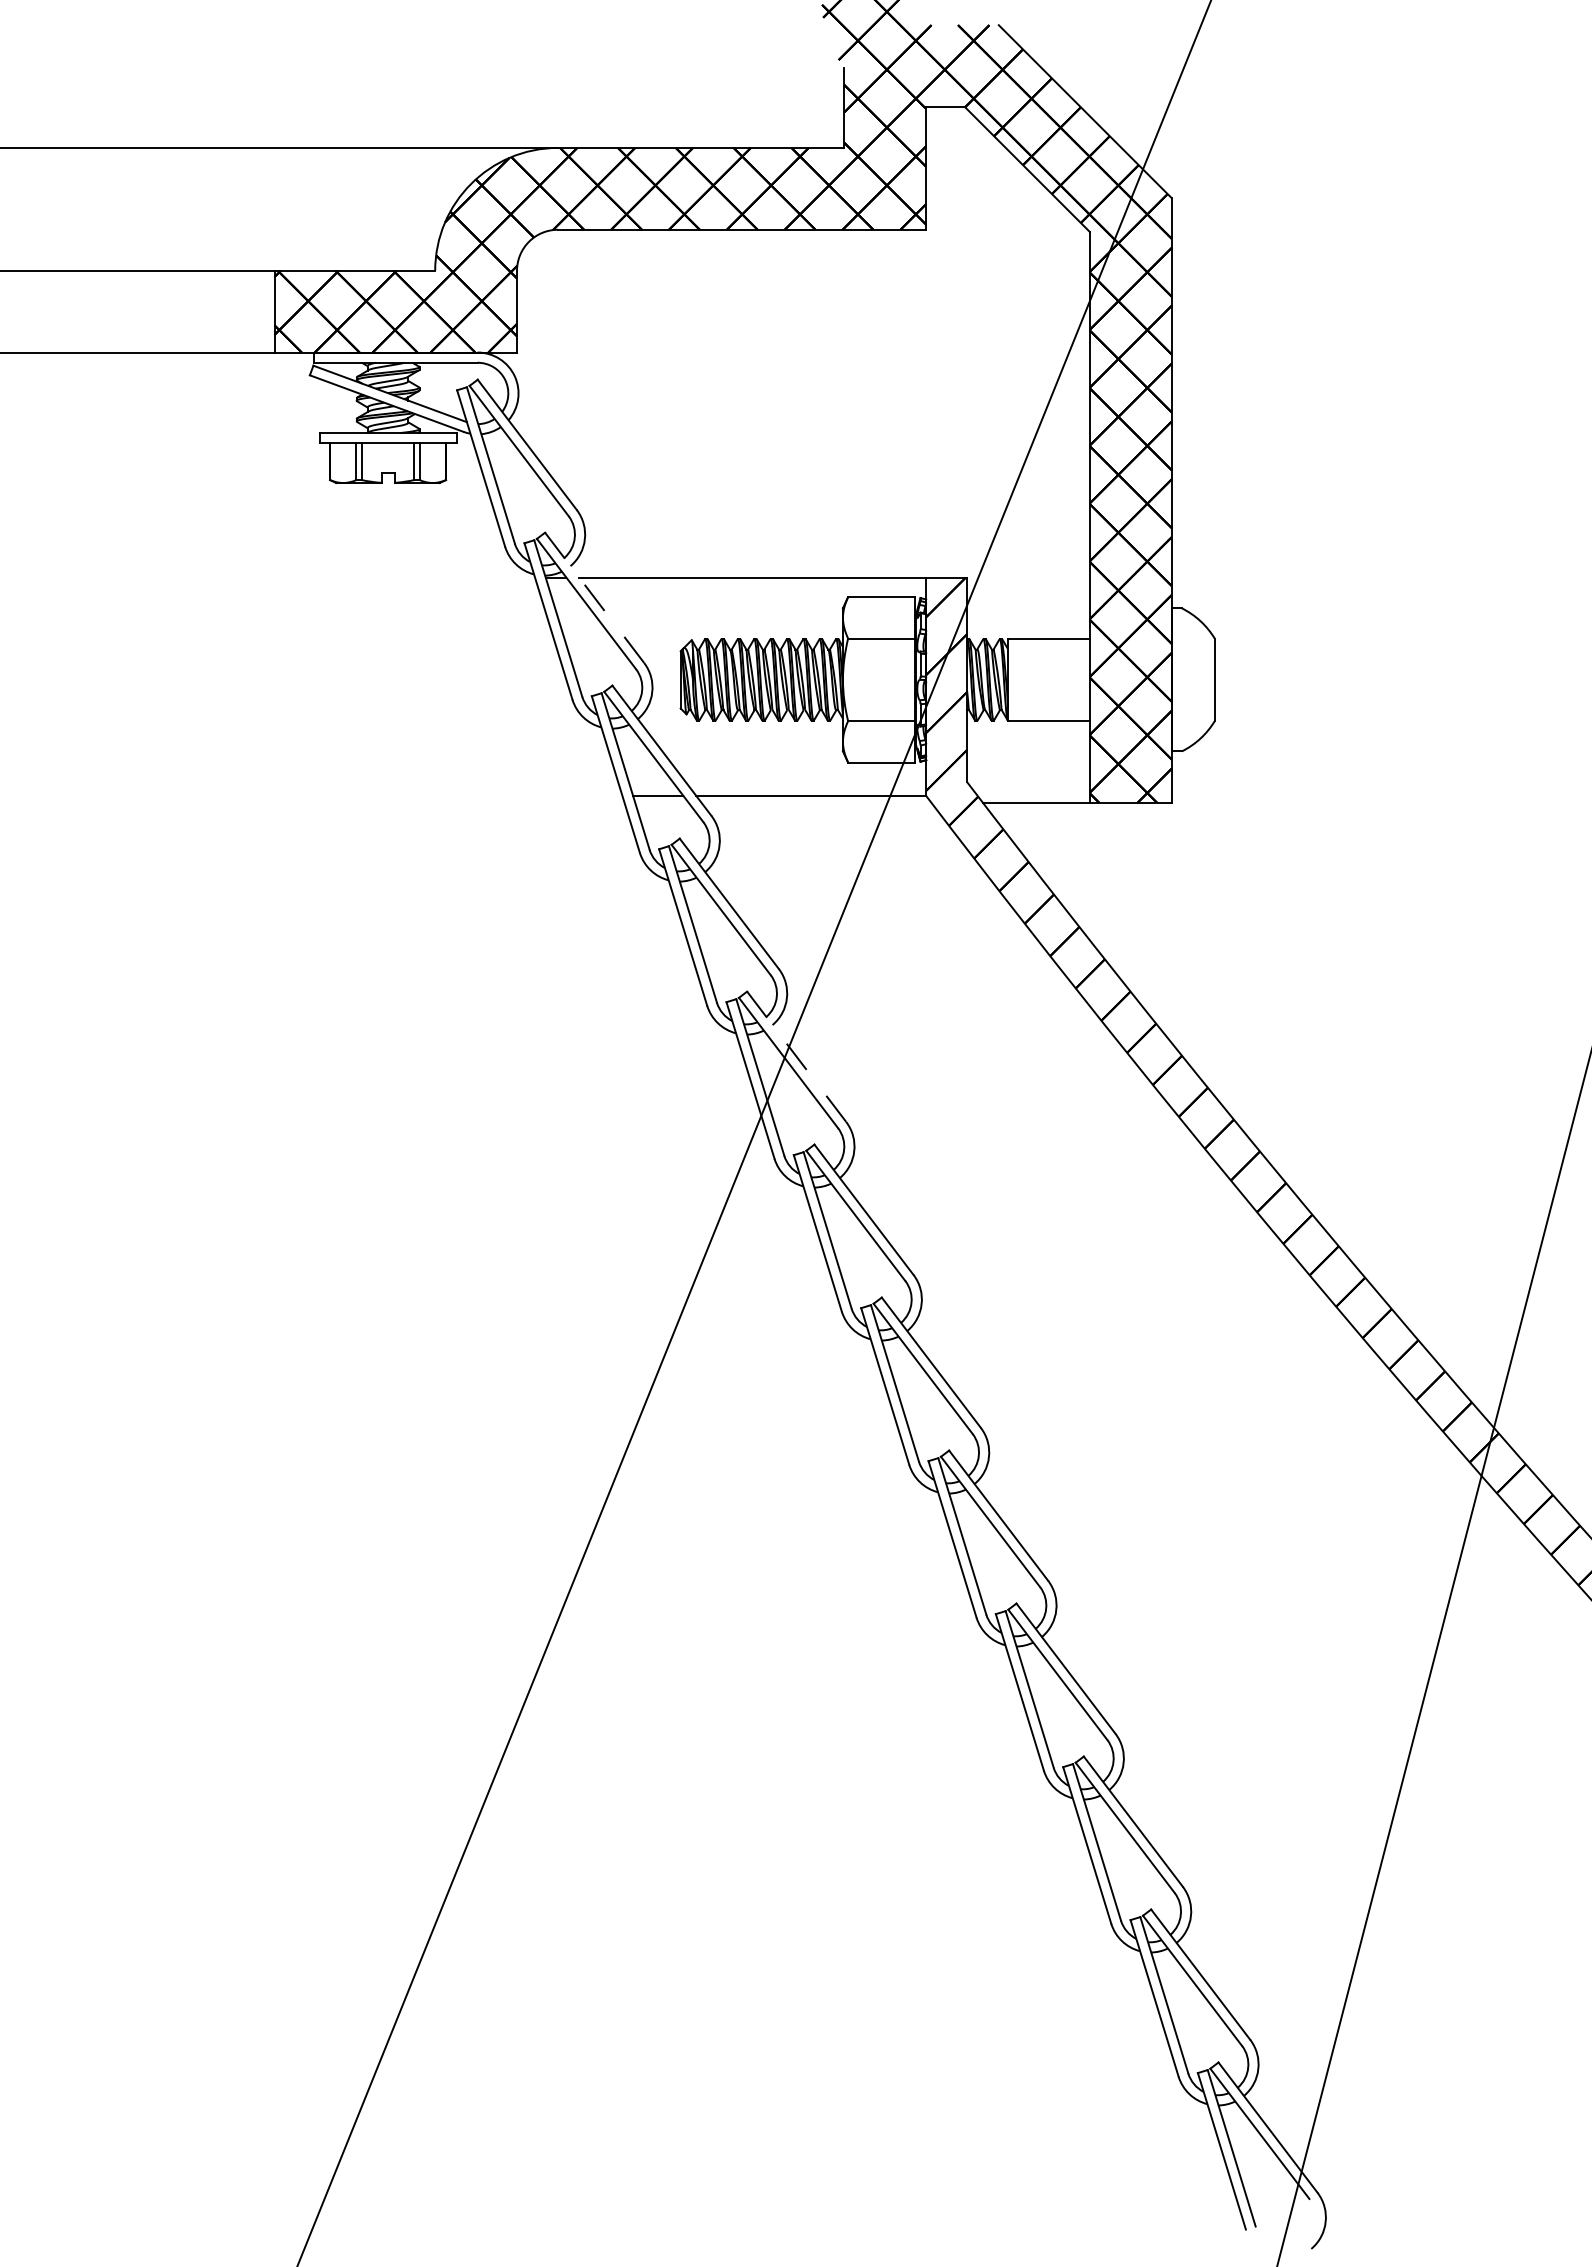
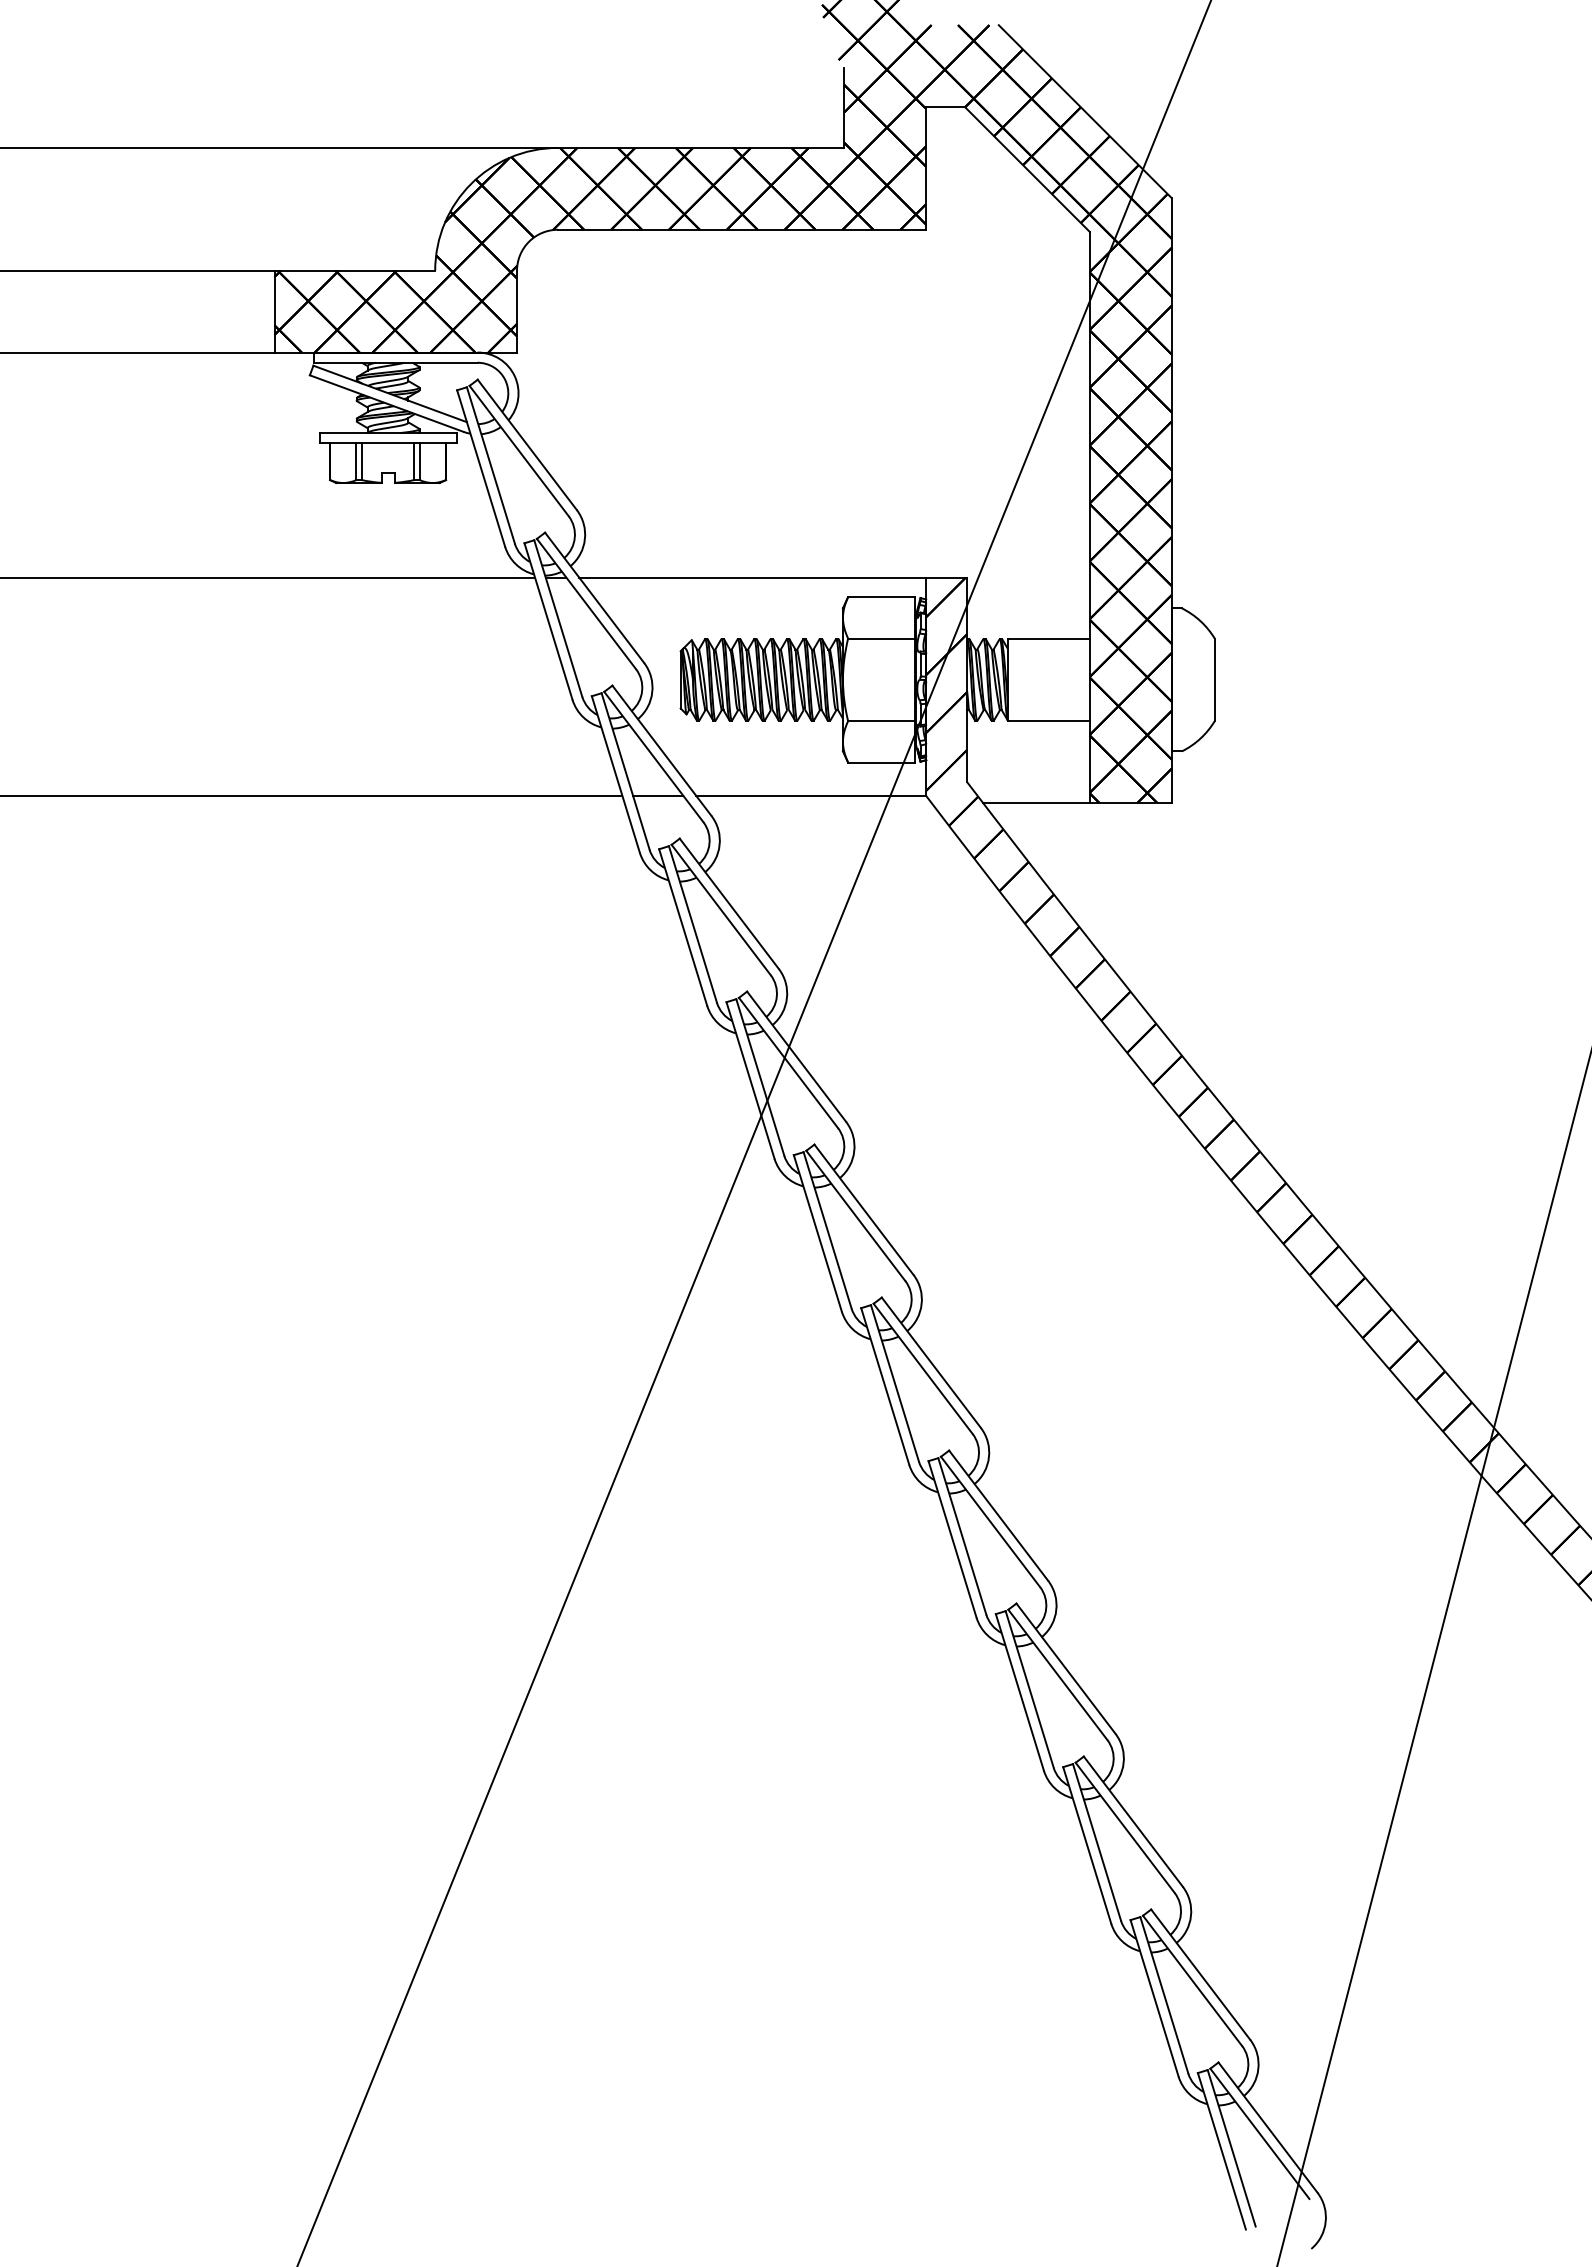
line: none -> present (268, 577)
line: dashed -> solid (594, 597)
line: none -> present (312, 795)
line: dashed -> solid (796, 1056)
